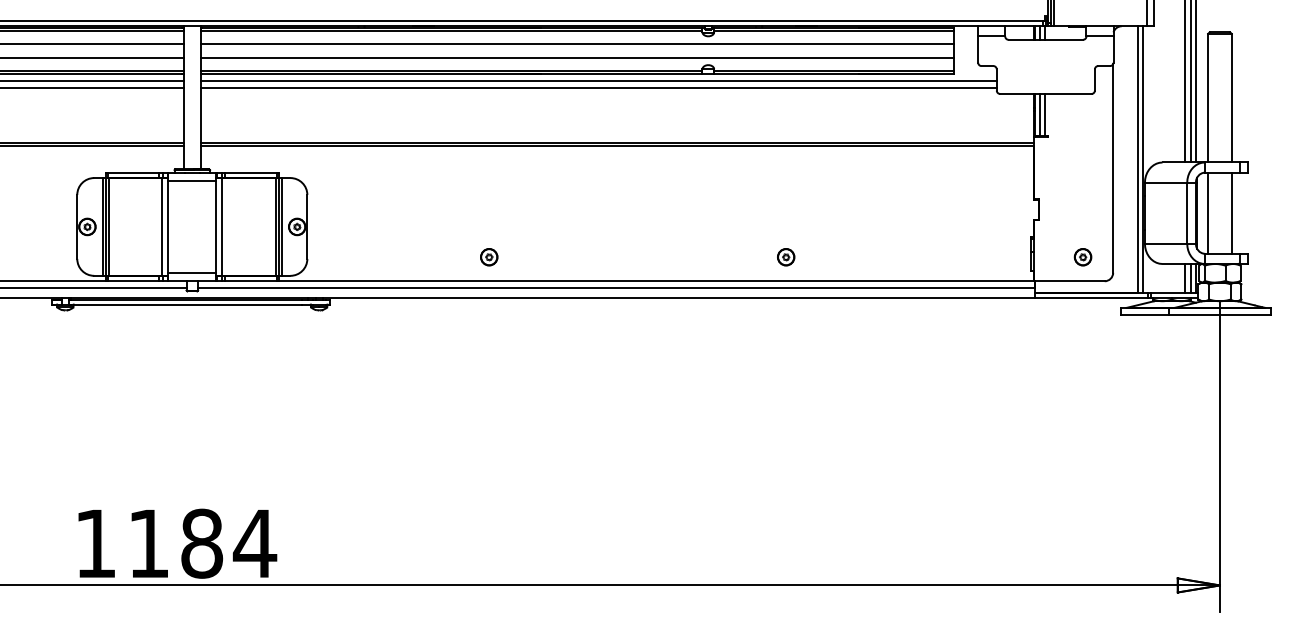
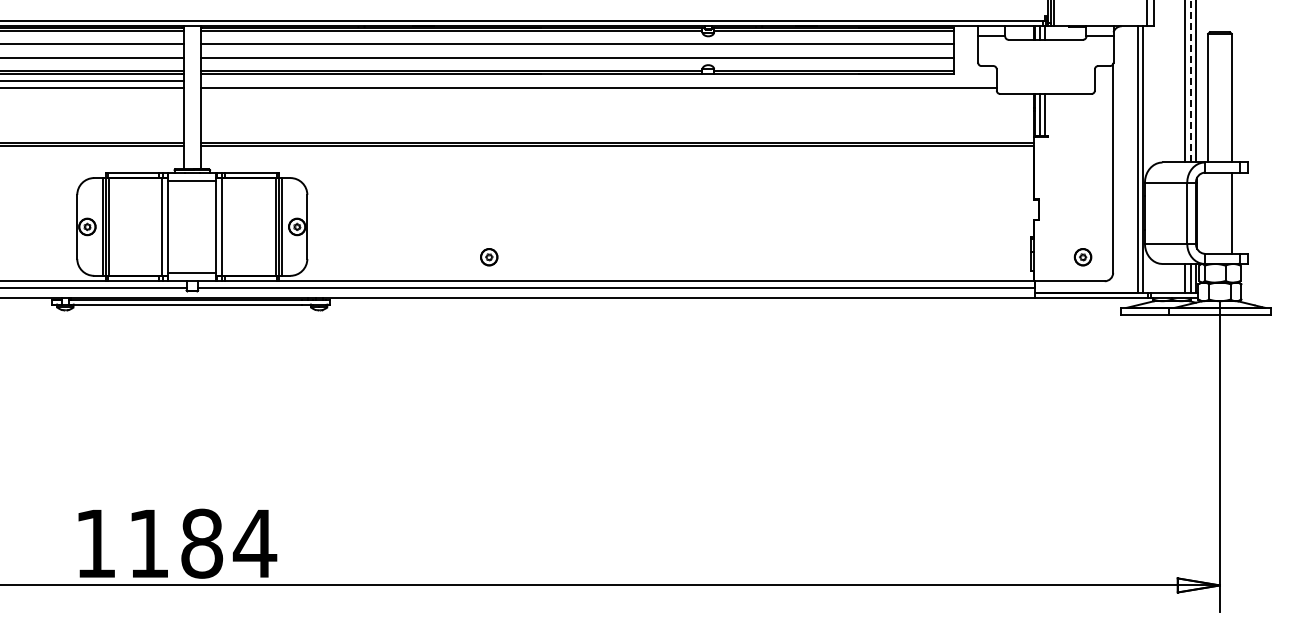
line: present -> none (598, 80)
line: solid -> dashed (1190, 81)
line: present -> none (1208, 212)
part: present -> none (786, 257)
